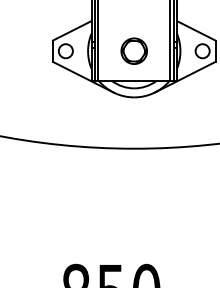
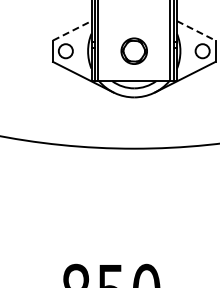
line: solid -> dashed (72, 30)
line: solid -> dashed (196, 30)
